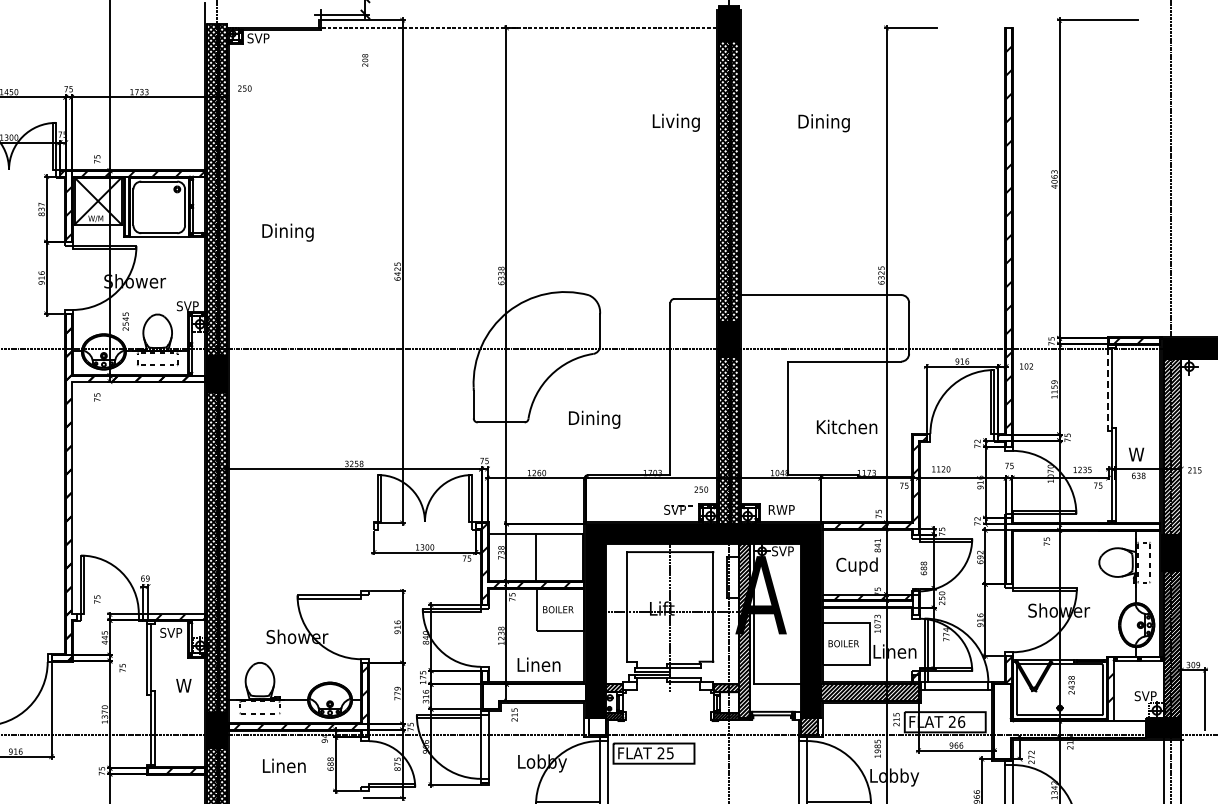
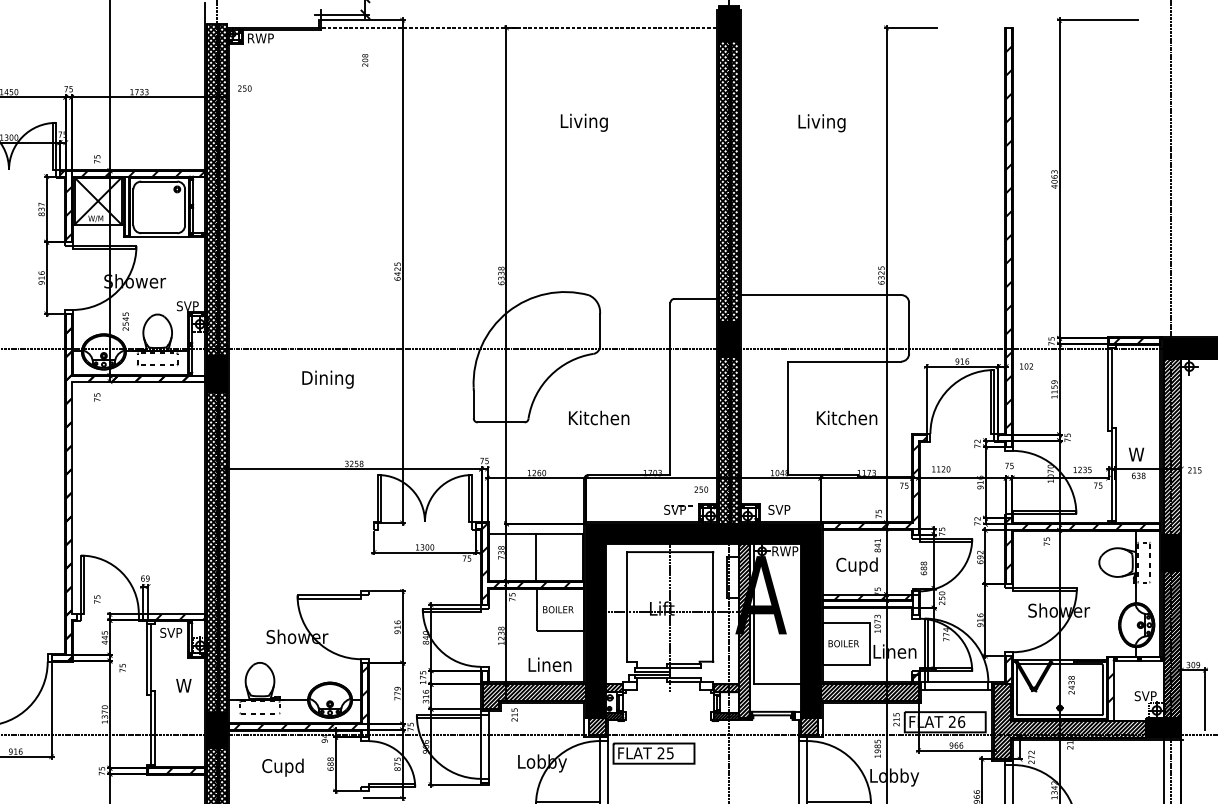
text: SVP -> RWP (260, 38)
text position: (675, 122) -> (583, 122) (583, 122)
text: Dining -> Living (824, 123)
text position: (287, 232) -> (327, 379) (327, 379)
line: dashed -> solid (1107, 389)
text: Dining -> Kitchen (599, 419)
text position: (847, 426) -> (847, 417) (847, 417)
text: RWP -> SVP (781, 509)
hatch: none -> present (1075, 543)
text: SVP -> RWP (785, 551)
text position: (538, 664) -> (549, 664) (549, 664)
hatch: none -> present (534, 696)
hatch: none -> present (1070, 721)
hatch: none -> present (596, 726)
text: Linen -> Cupd (283, 767)
